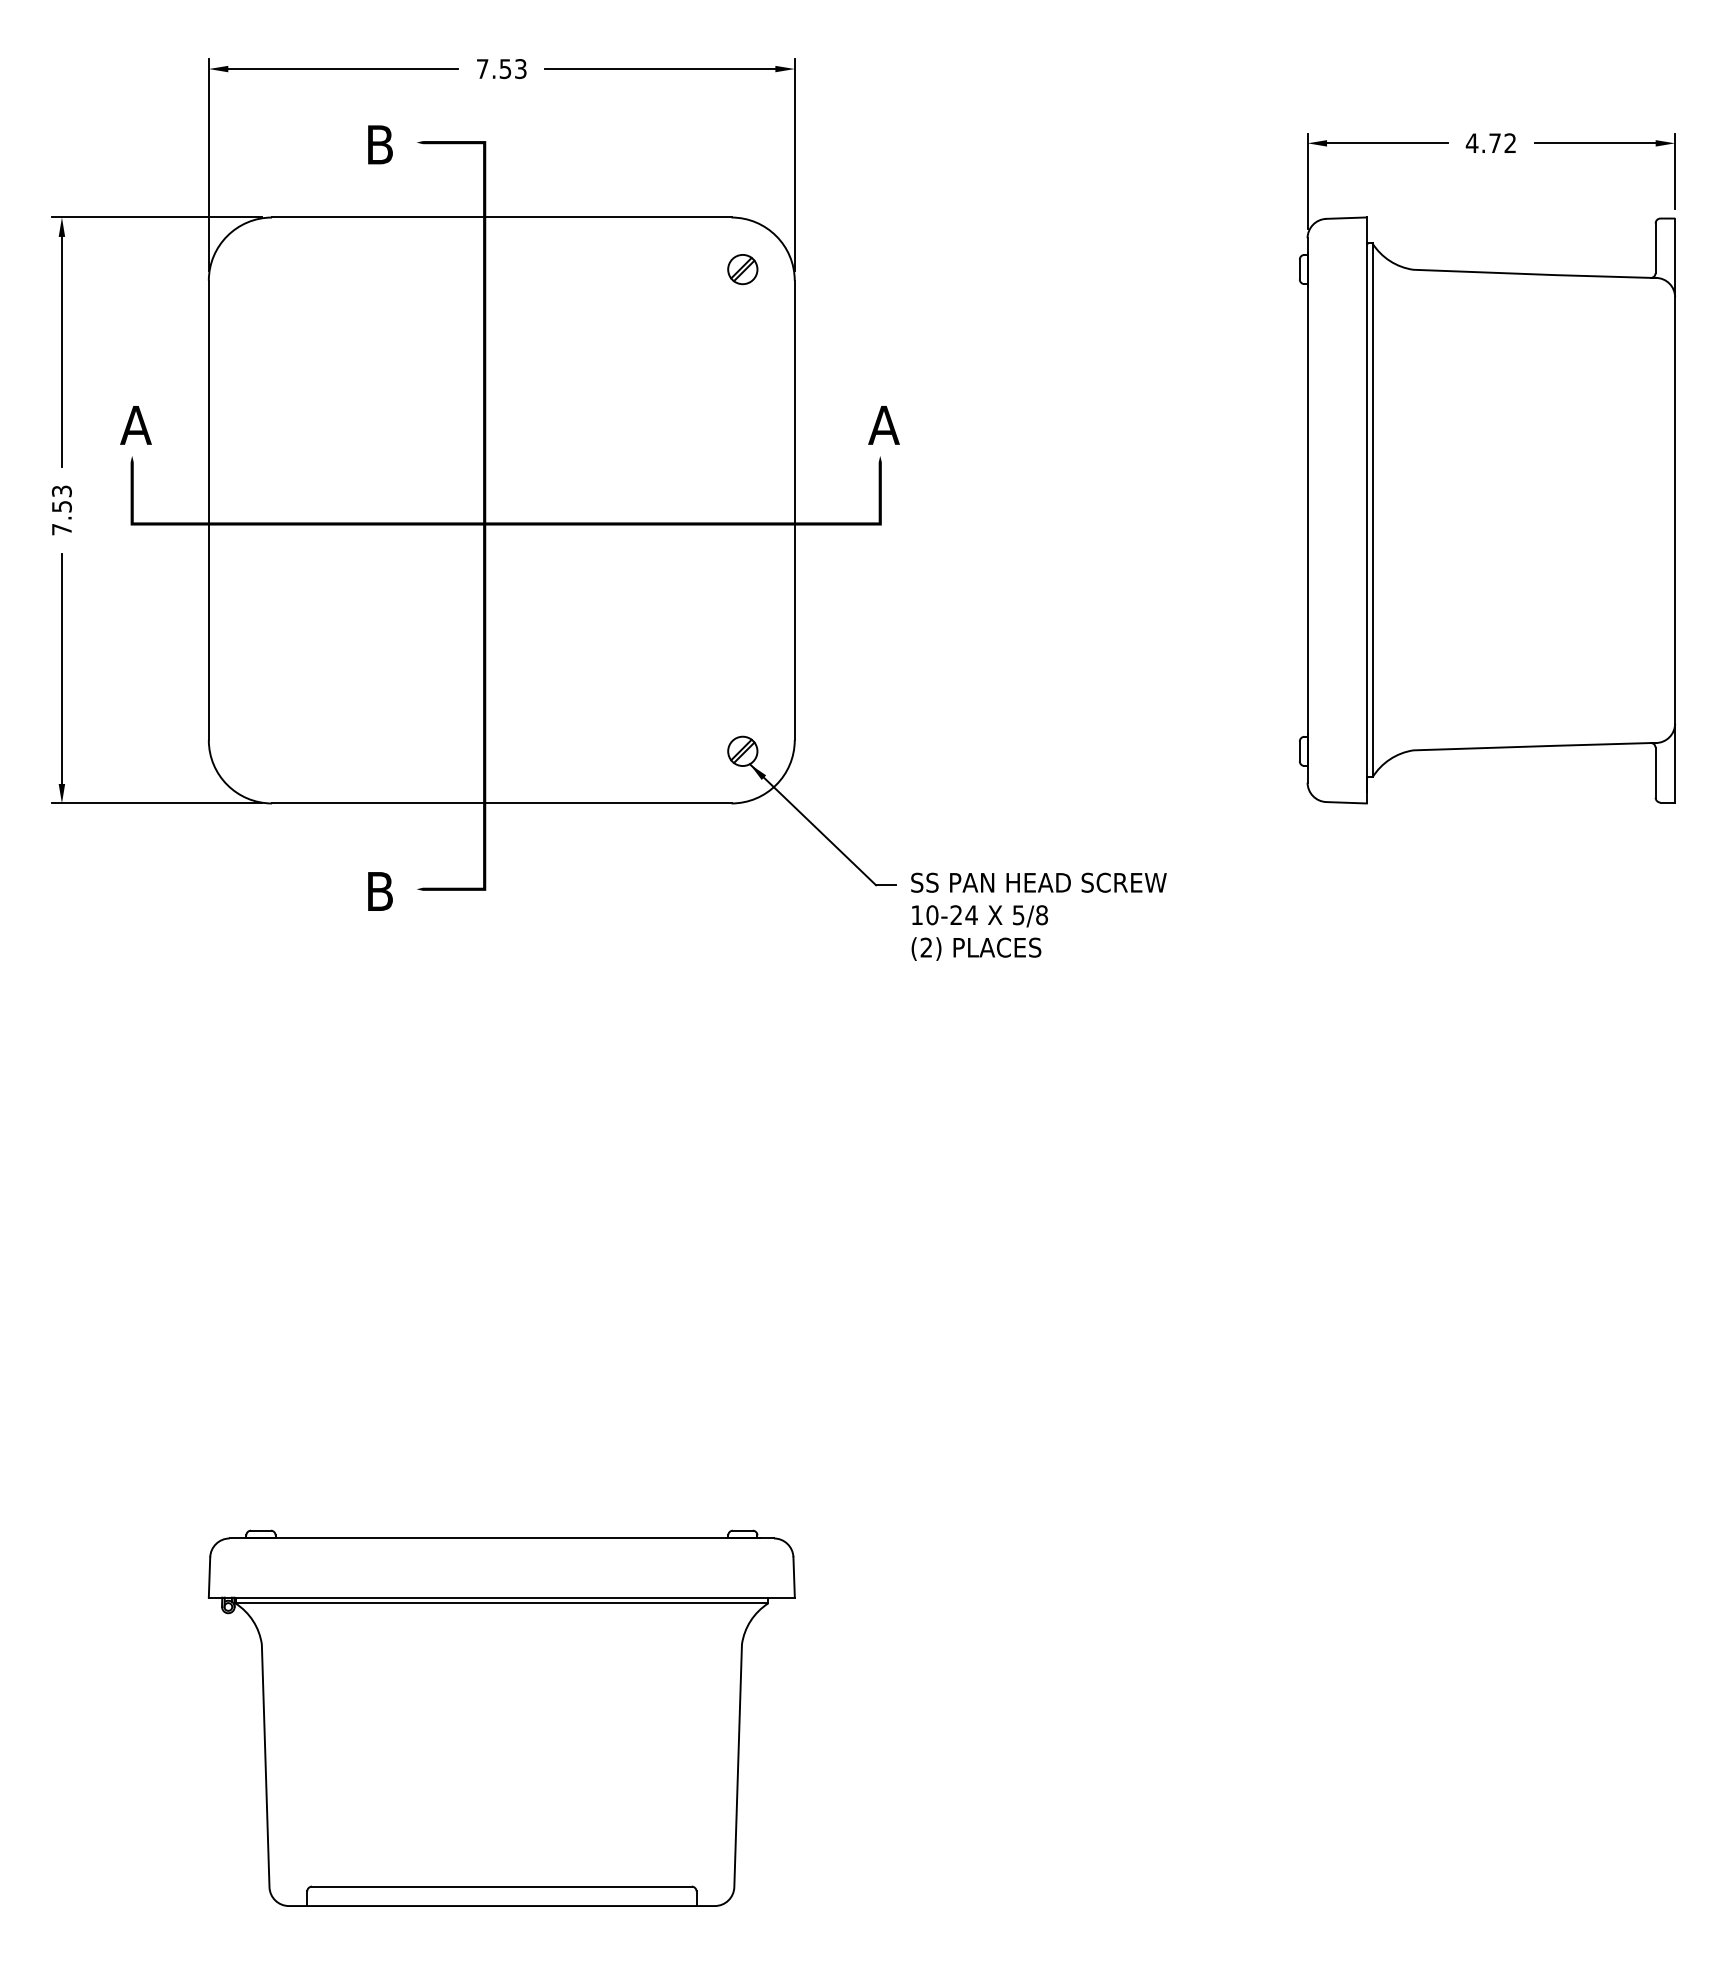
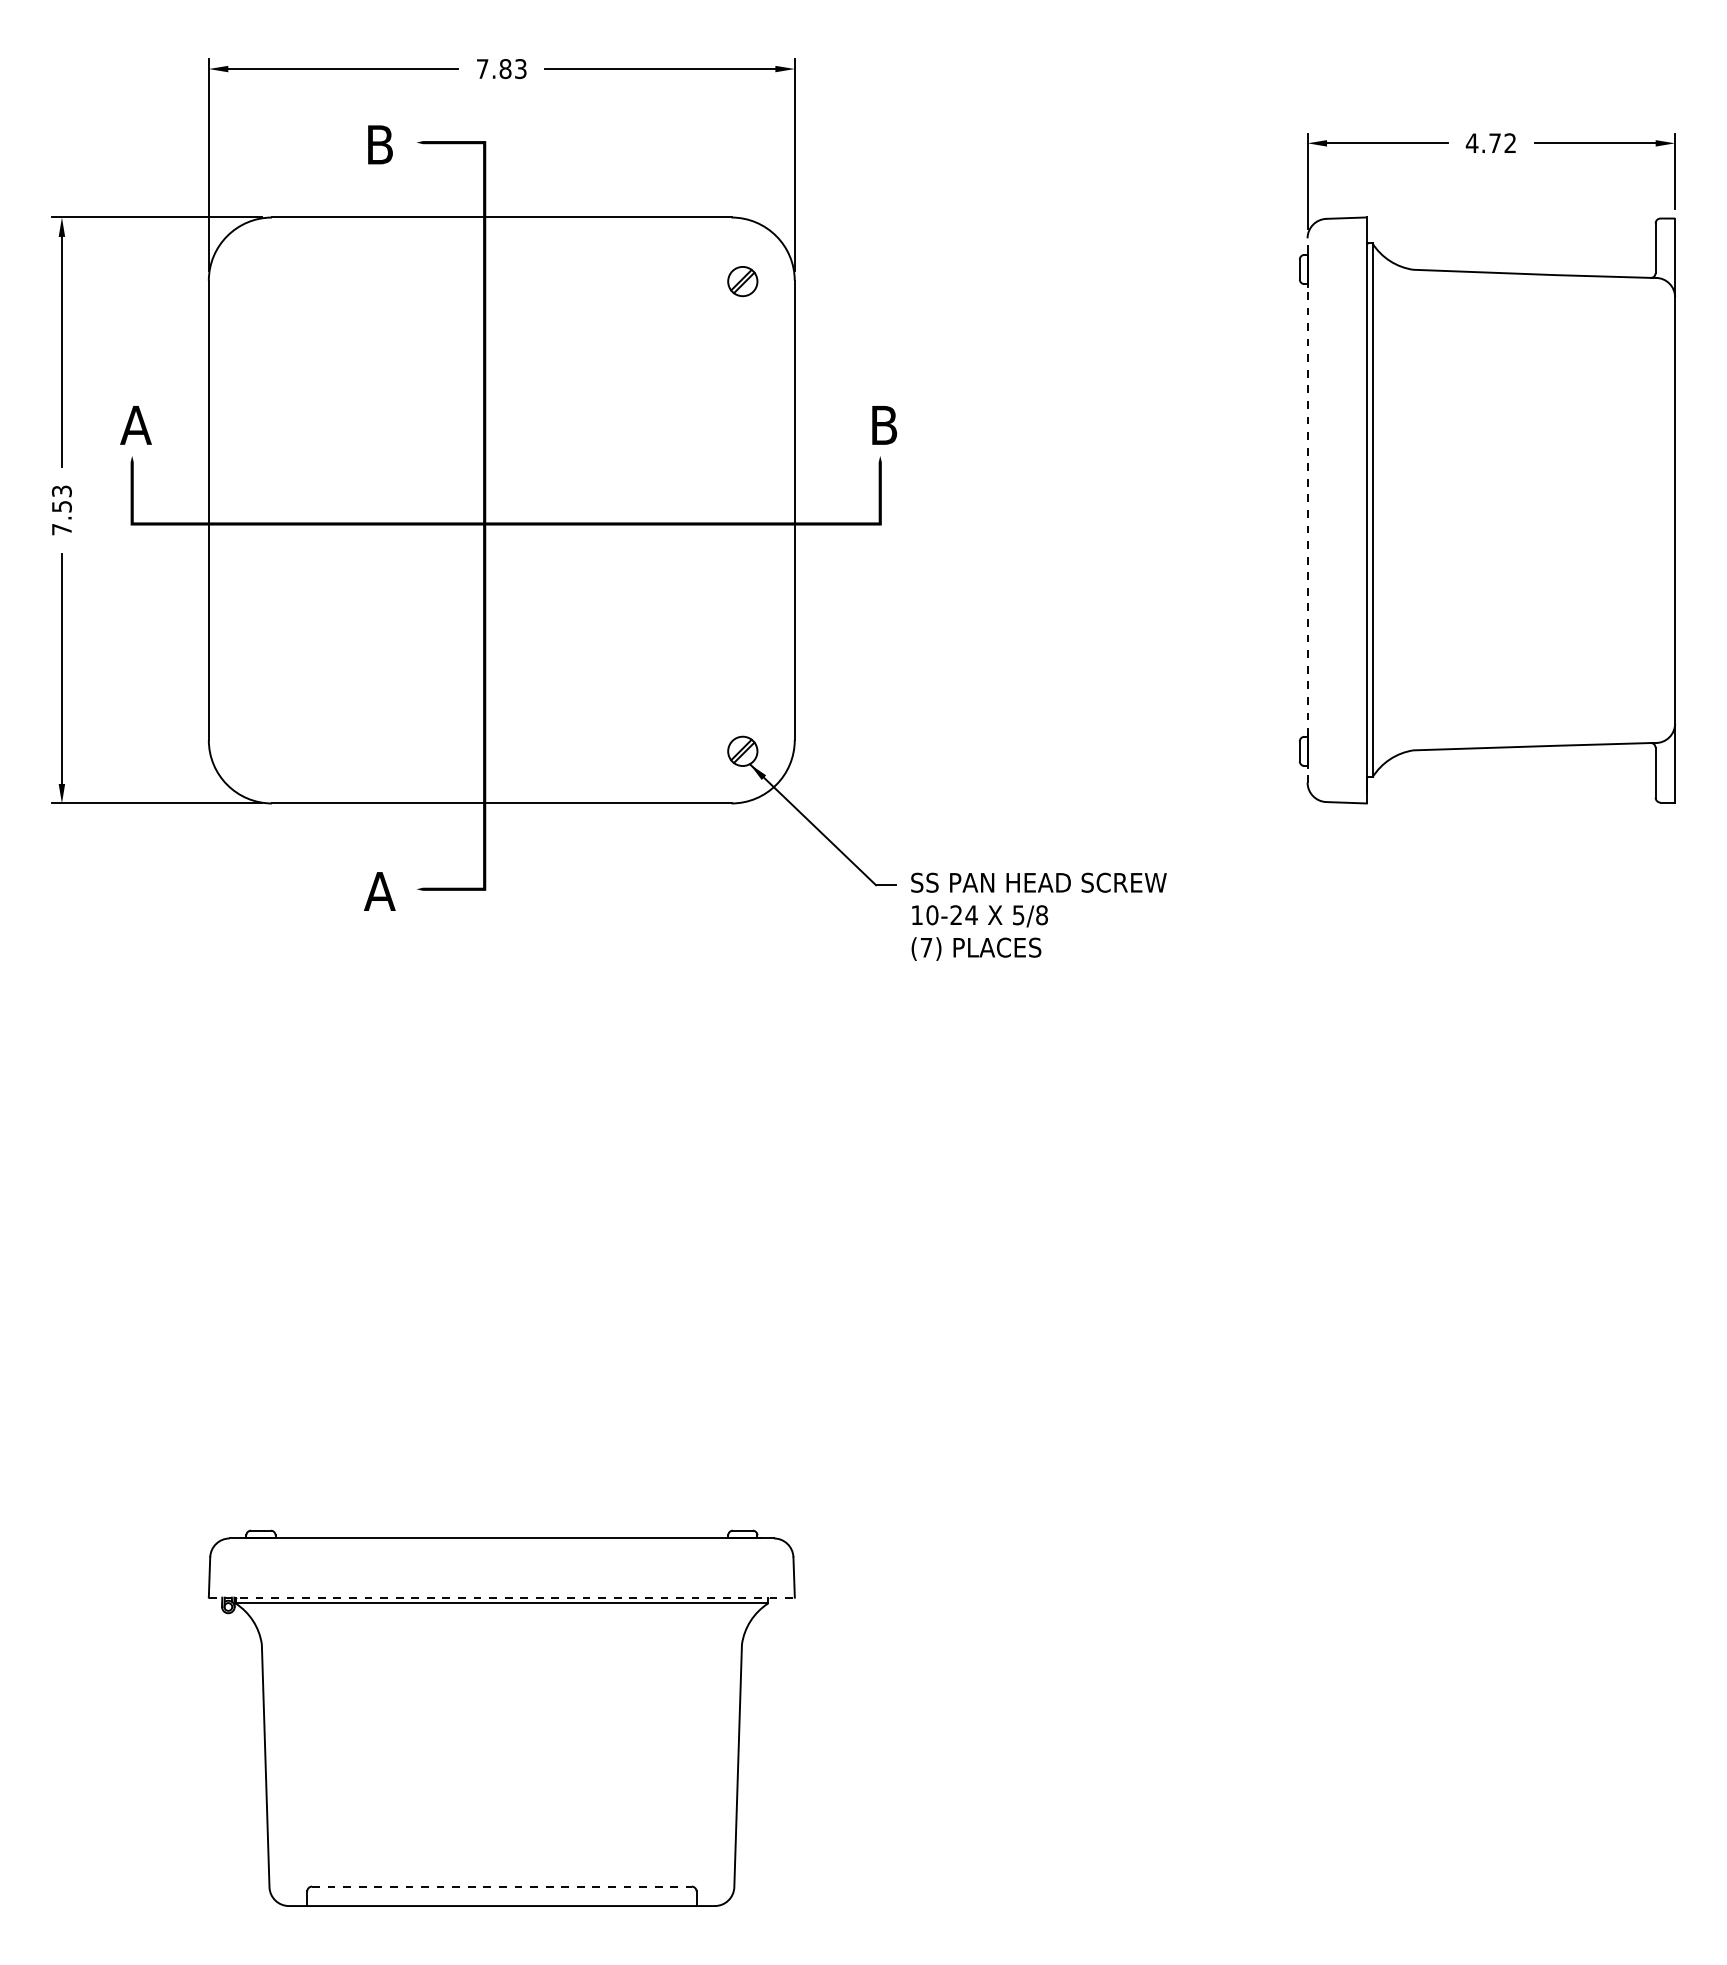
text: 7.53 -> 7.83 (505, 68)
part position: (742, 269) -> (742, 281) (742, 281)
text: A -> B (883, 425)
line: solid -> dashed (1307, 509)
text: B -> A (379, 891)
text: (2) -> (7) (926, 947)
line: solid -> dashed (502, 1597)
line: solid -> dashed (501, 1886)
